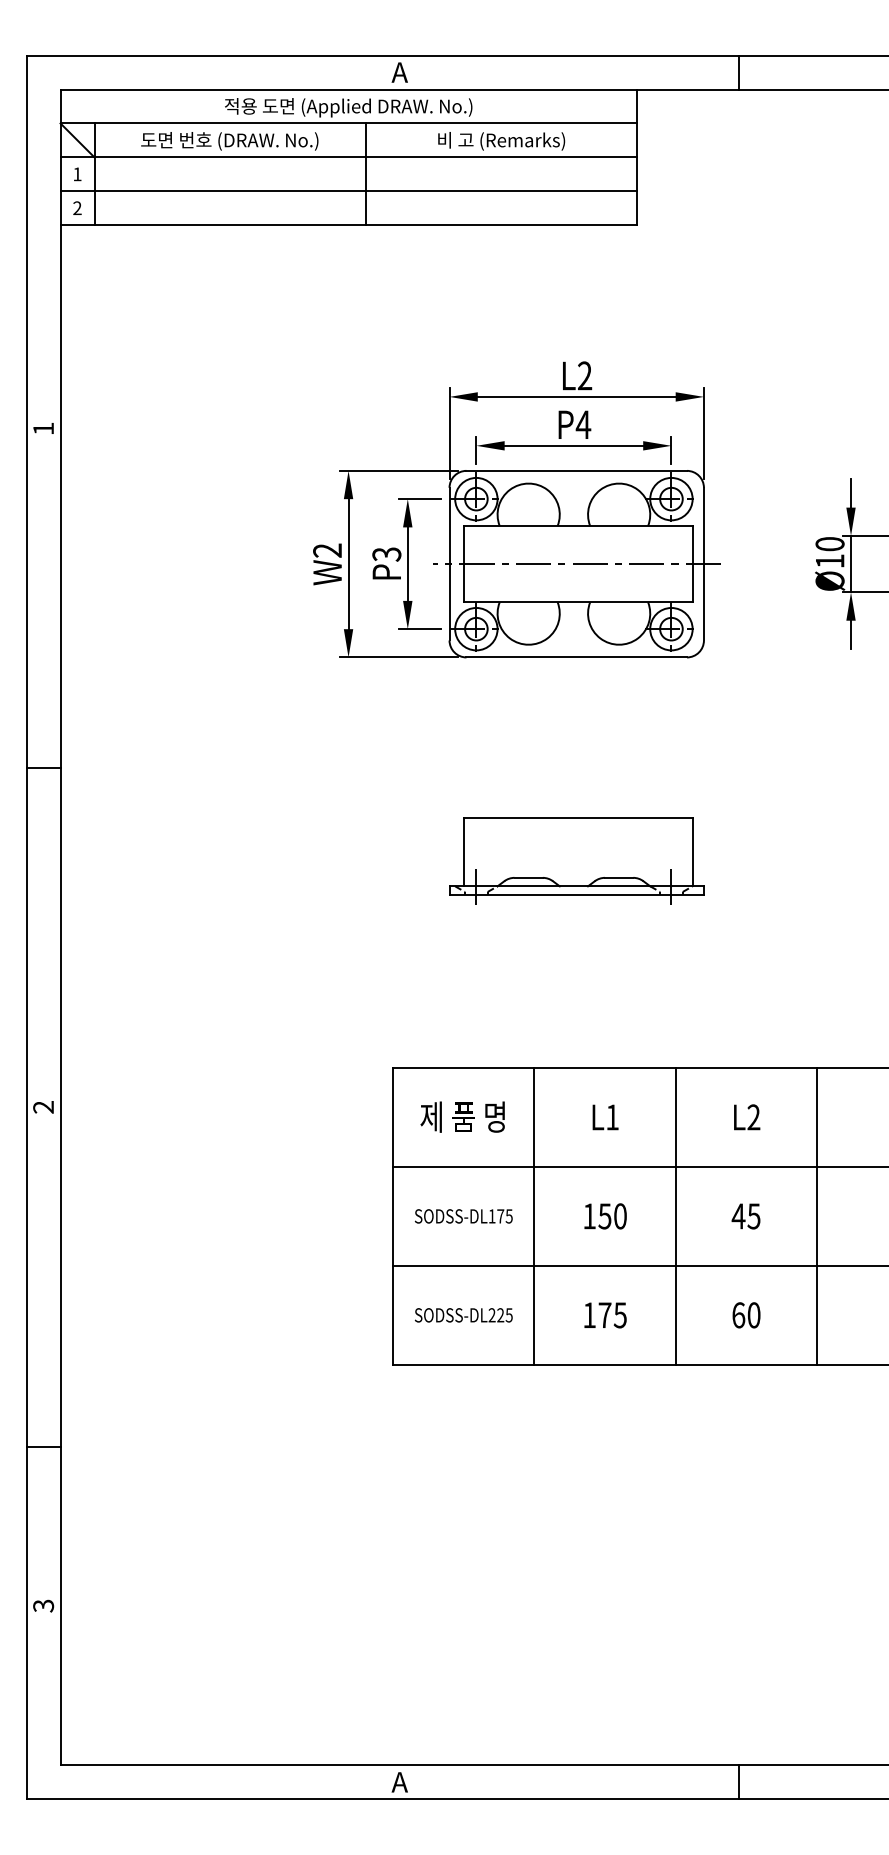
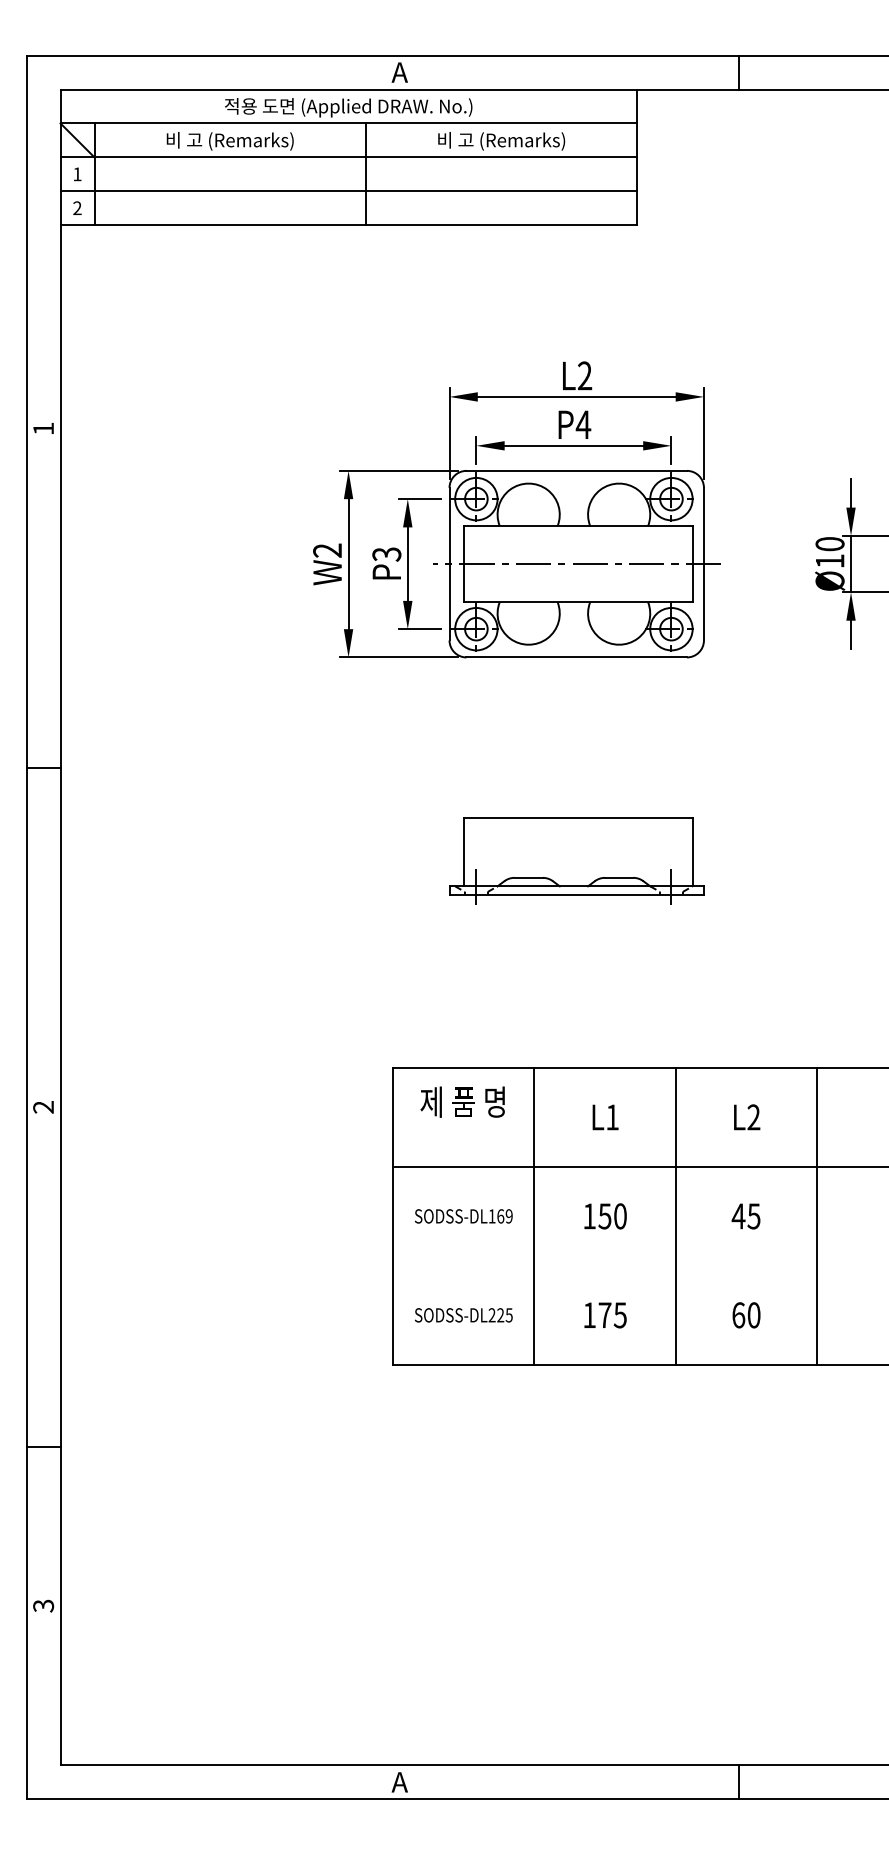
text: 도면 번호 (DRAW. No.) -> 비 고 (Remarks) (229, 141)
text position: (462, 1116) -> (462, 1101) (462, 1101)
text: SODSS-DL175 -> SODSS-DL169 (504, 1216)
line: present -> none (639, 1265)
